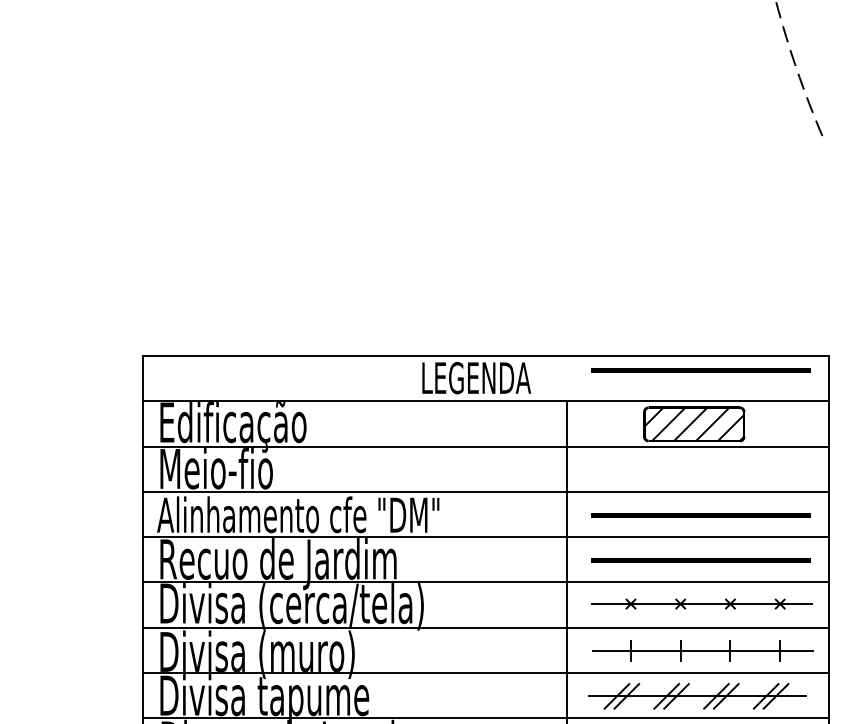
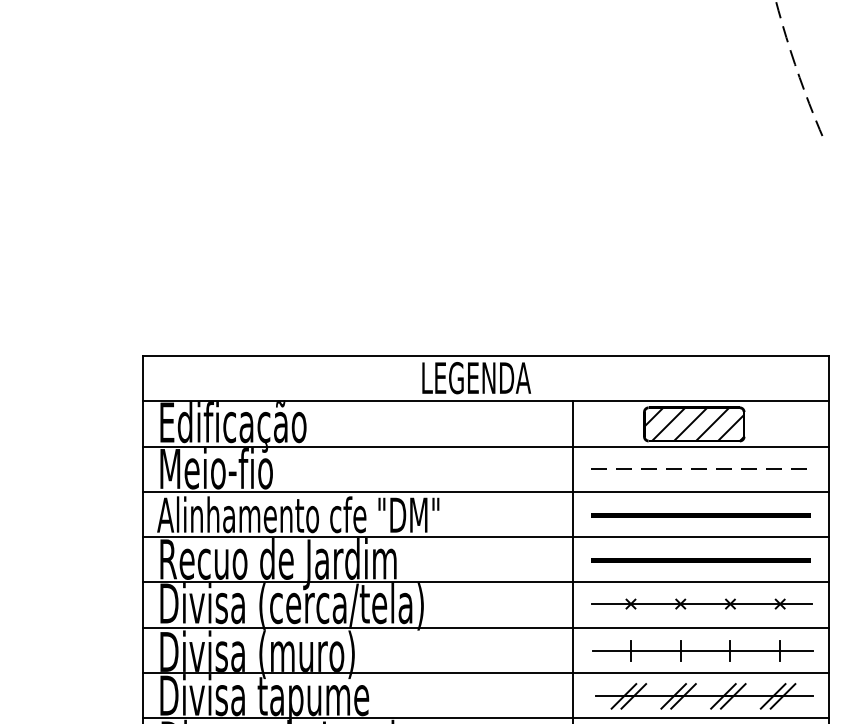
line: present -> none (700, 370)
line: none -> present (698, 468)
line position: (567, 560) -> (573, 560) (573, 560)
part position: (697, 696) -> (704, 696) (704, 696)
